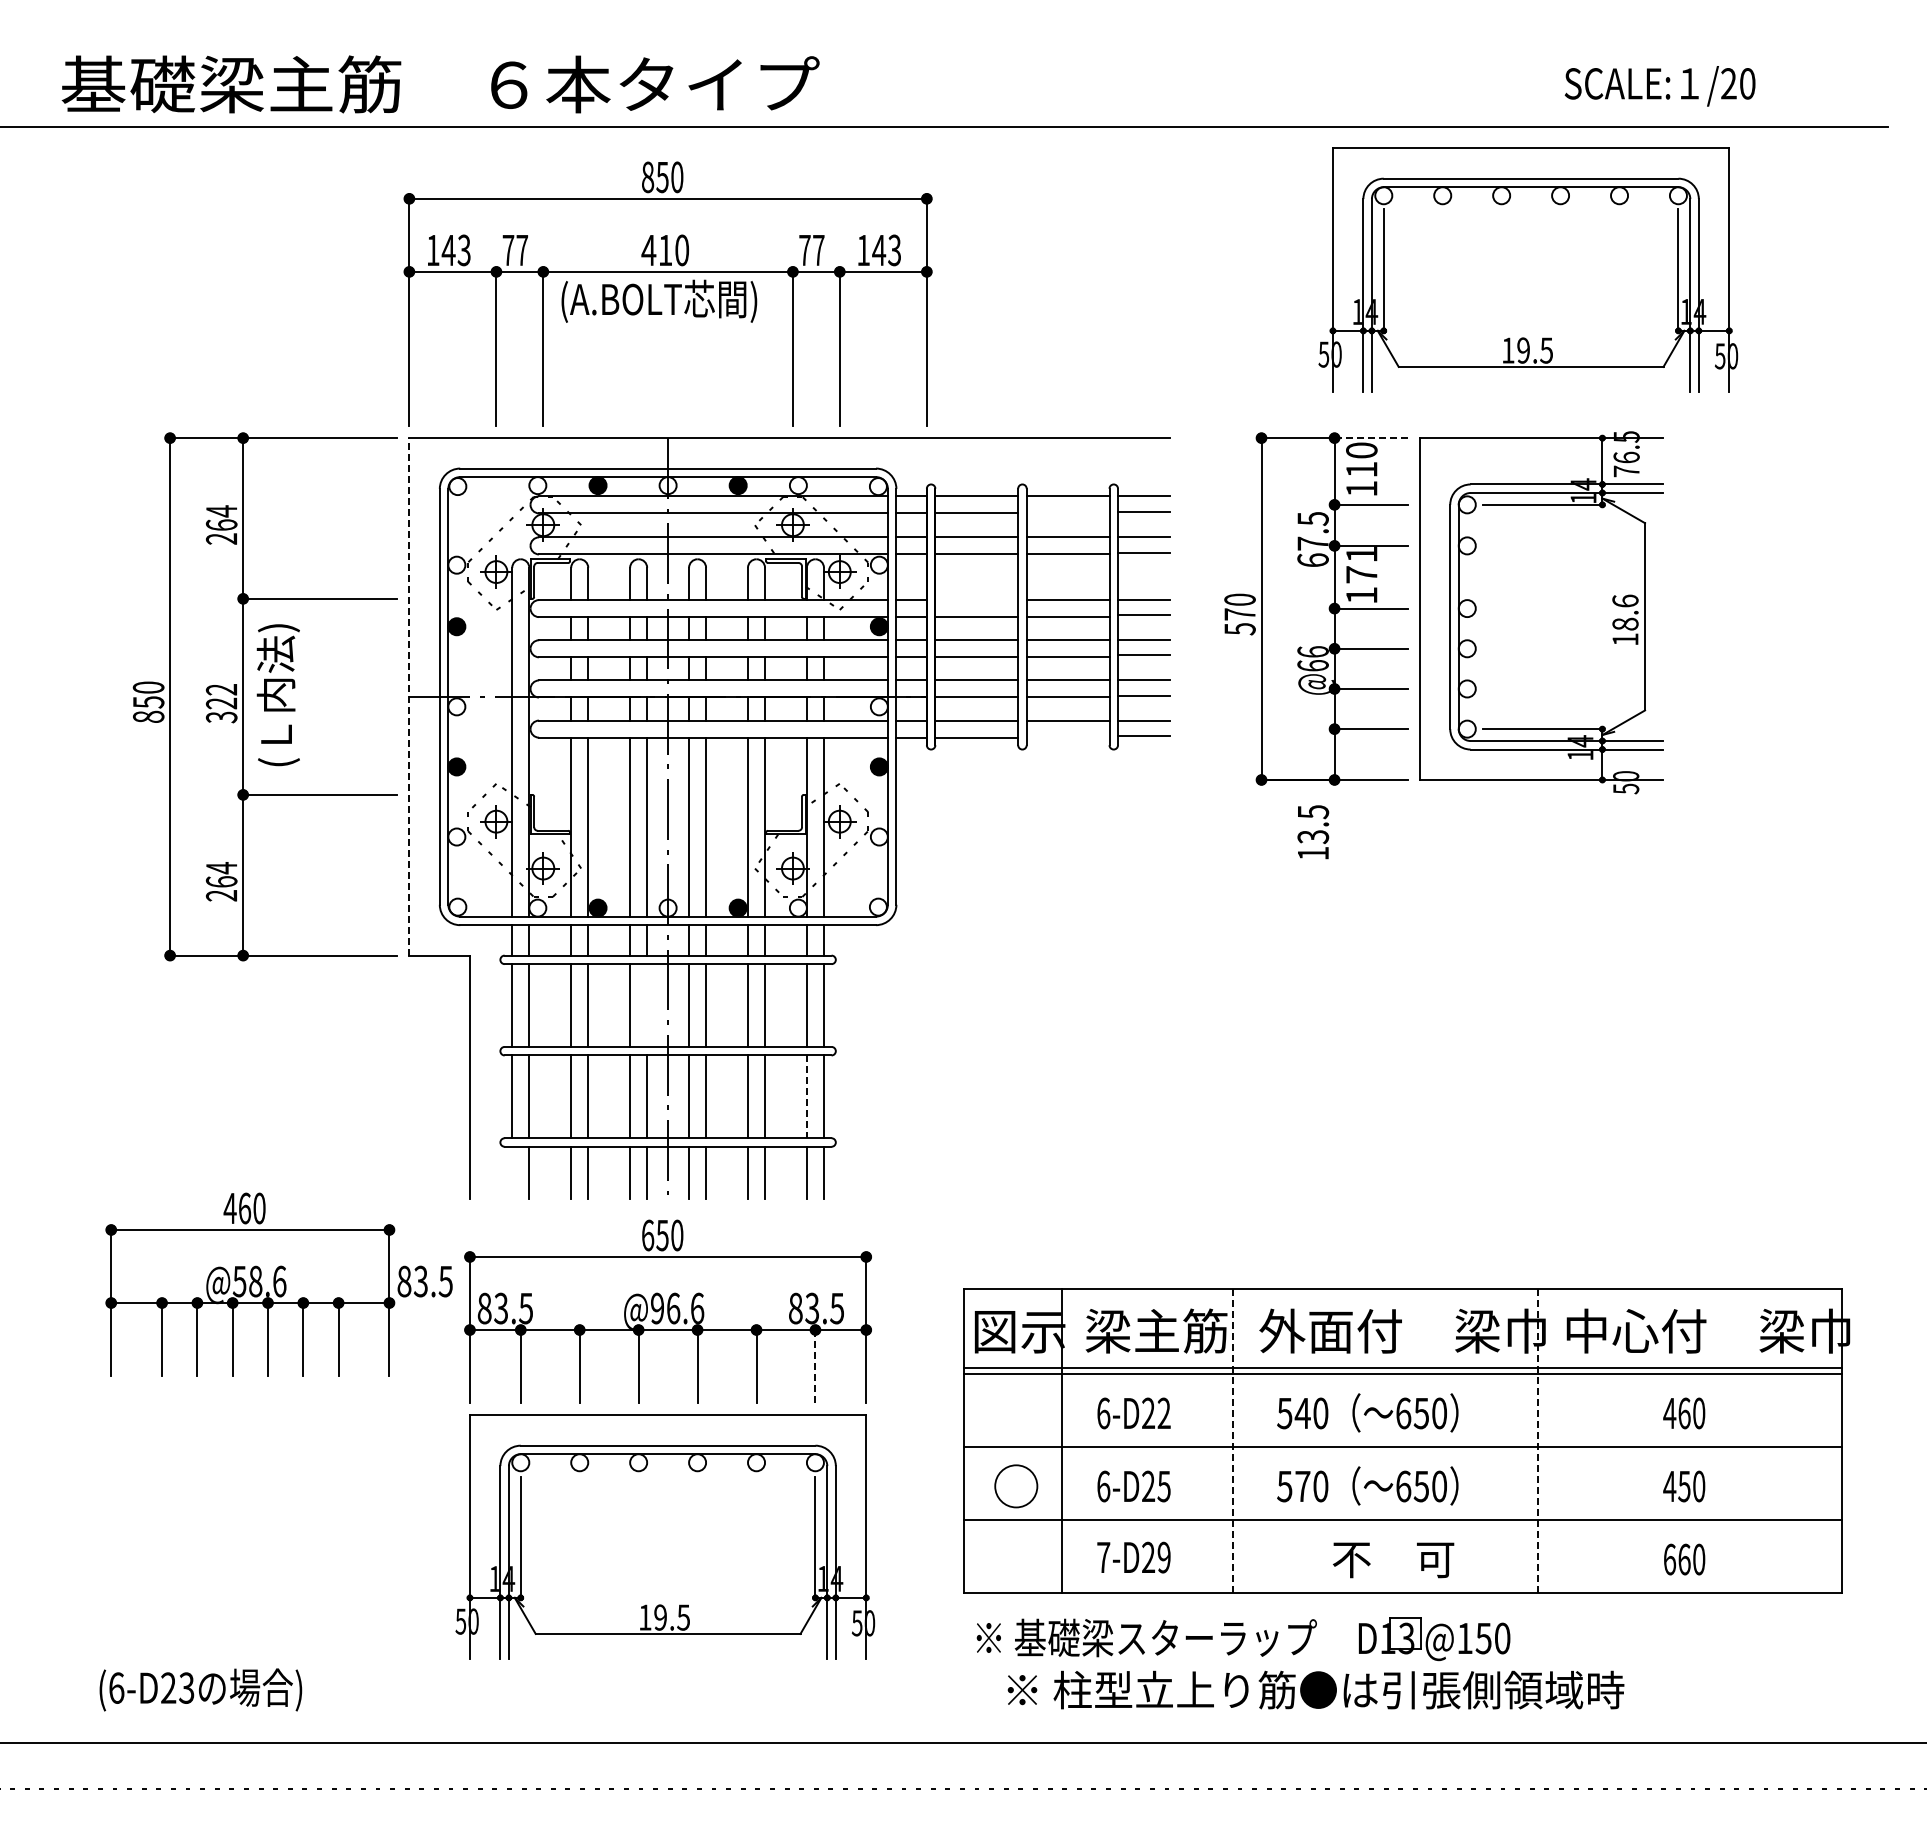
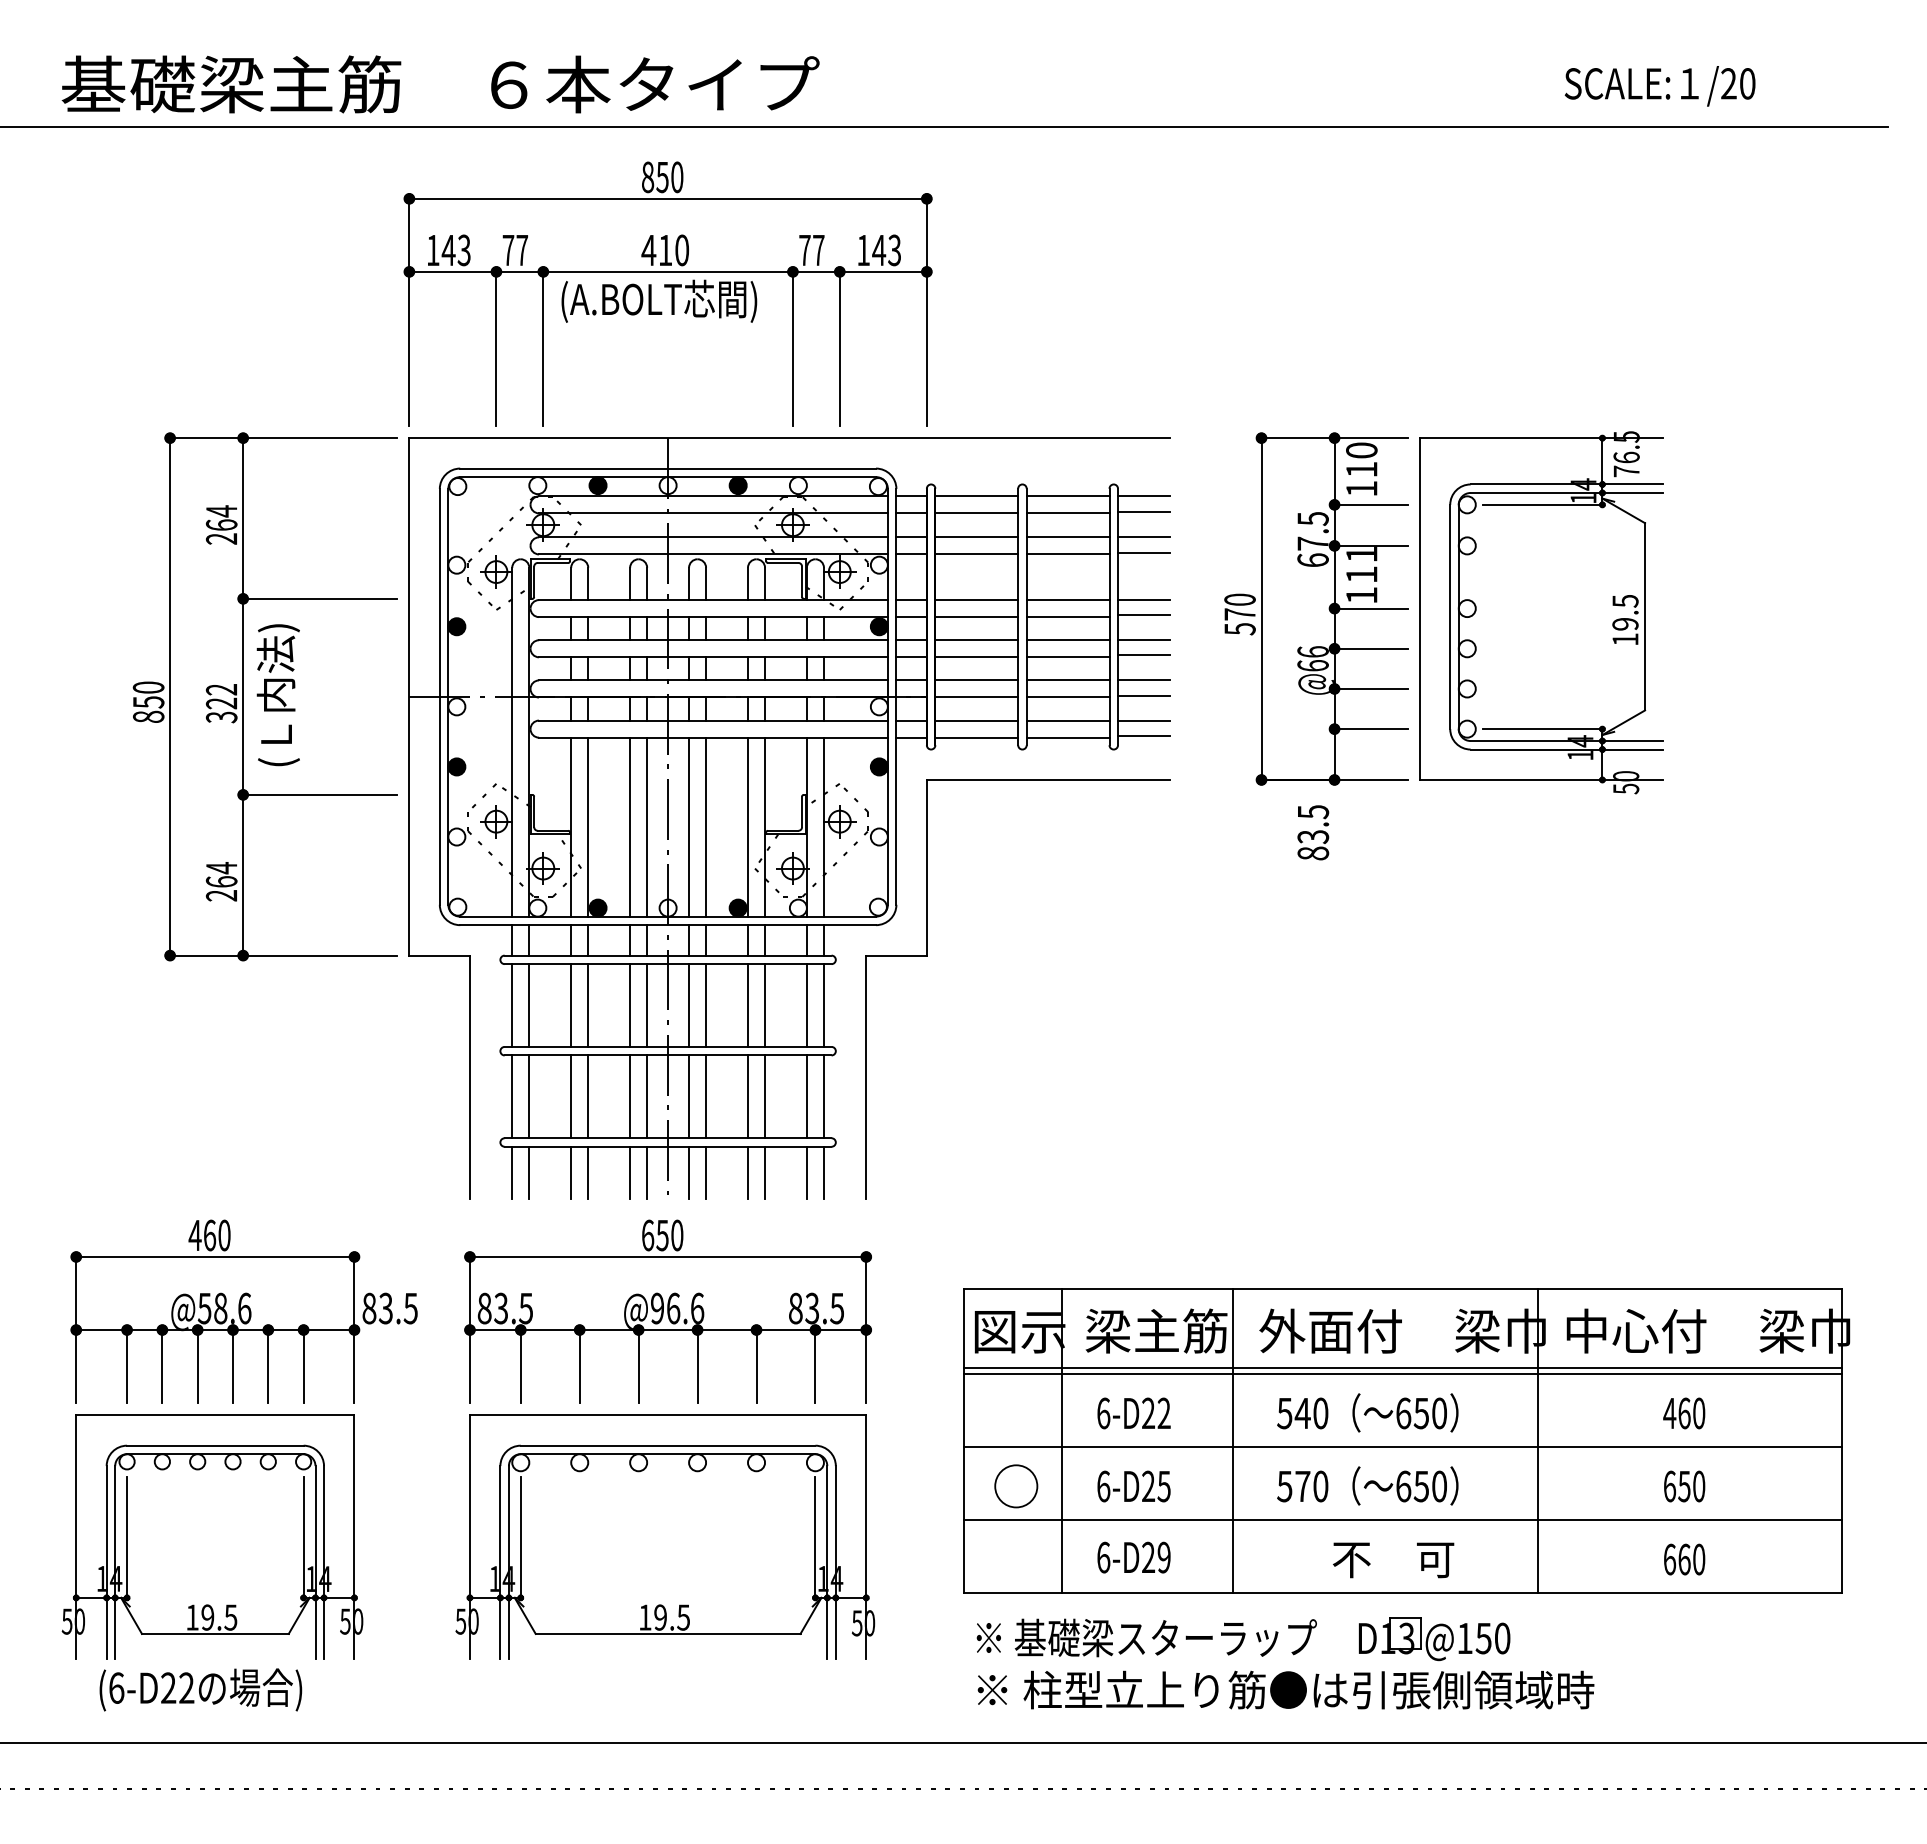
part: present -> none (1528, 269)
line: dashed -> solid (1371, 438)
line: none -> present (1067, 513)
text: 171 -> 111 (1361, 574)
line: none -> present (976, 600)
text: 18.6 -> 19.5 (1625, 612)
line: dashed -> solid (409, 696)
line: none -> present (1067, 737)
text: 13.5 -> 83.5 (1313, 853)
part: none -> present (927, 956)
line: none -> present (647, 1005)
line: dashed -> solid (806, 1097)
line: none -> present (512, 1172)
part position: (278, 1284) -> (243, 1311) (243, 1311)
line: dashed -> solid (815, 1366)
line: dashed -> solid (1233, 1441)
line: dashed -> solid (1537, 1441)
text: 450 -> 650 (1669, 1486)
part: none -> present (212, 1536)
text: 7-D29 -> 6-D29 (1103, 1557)
text: (6-D23 -> (6-D22 (186, 1687)
text position: (1315, 1689) -> (1285, 1689) (1285, 1689)
